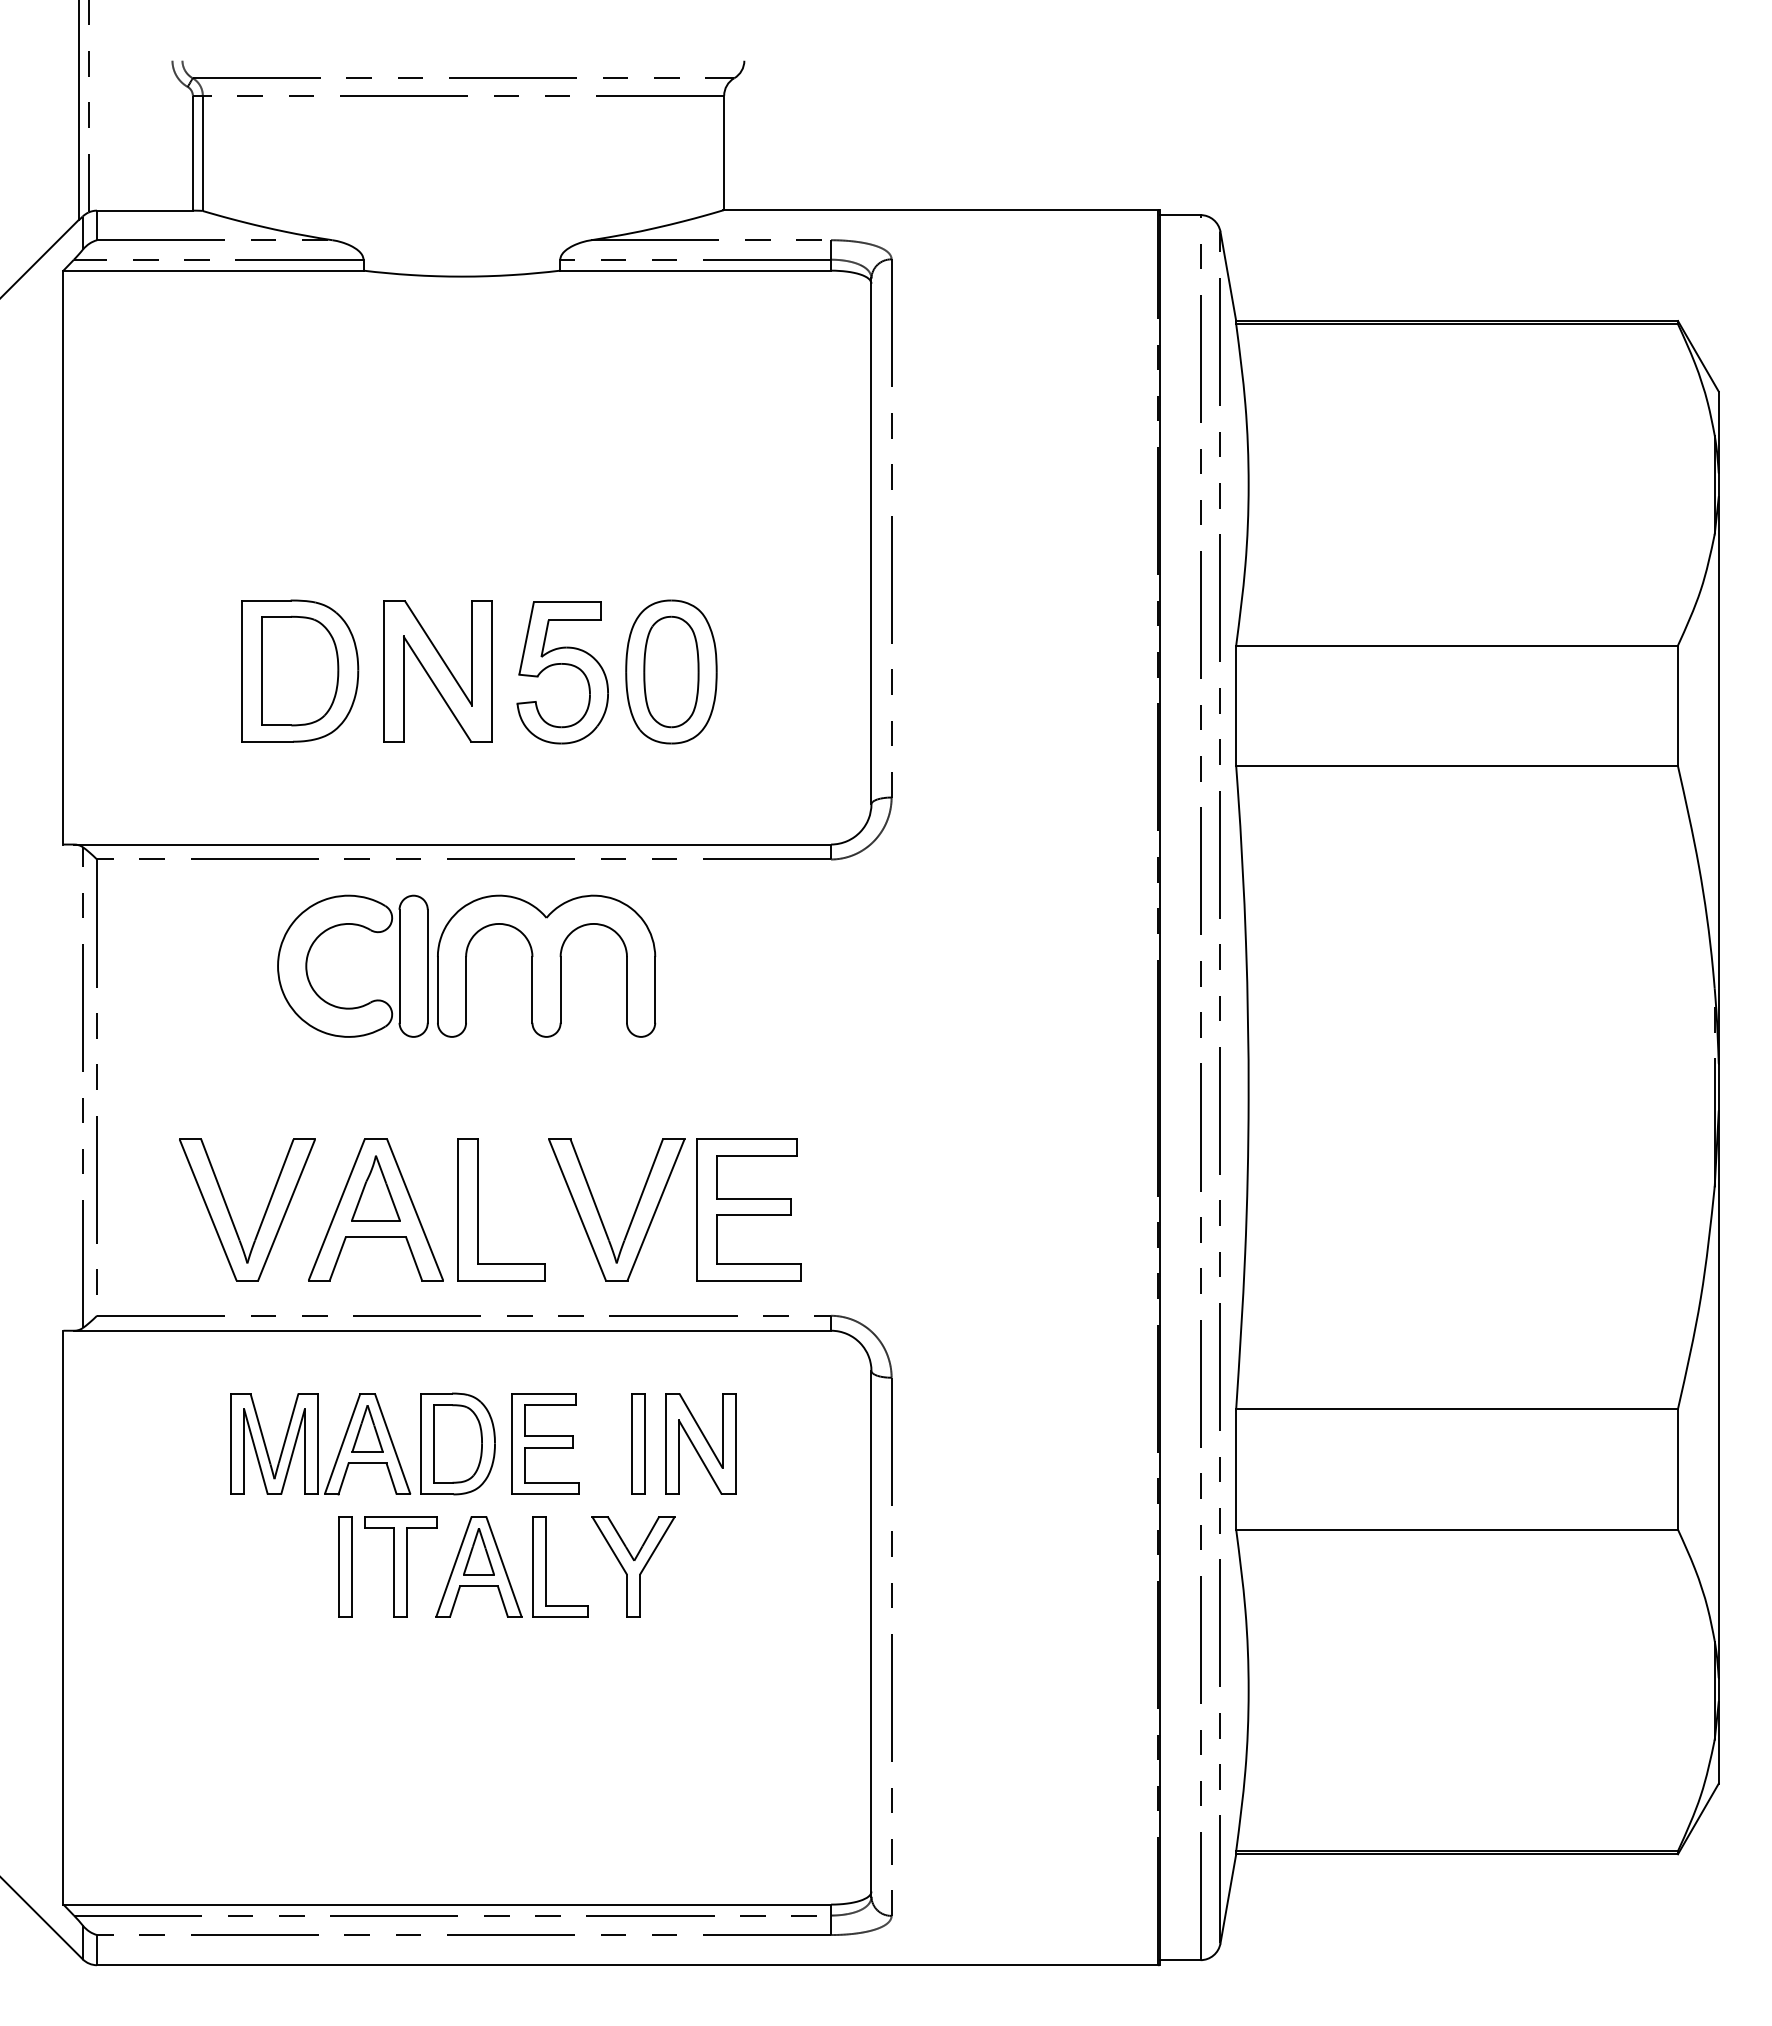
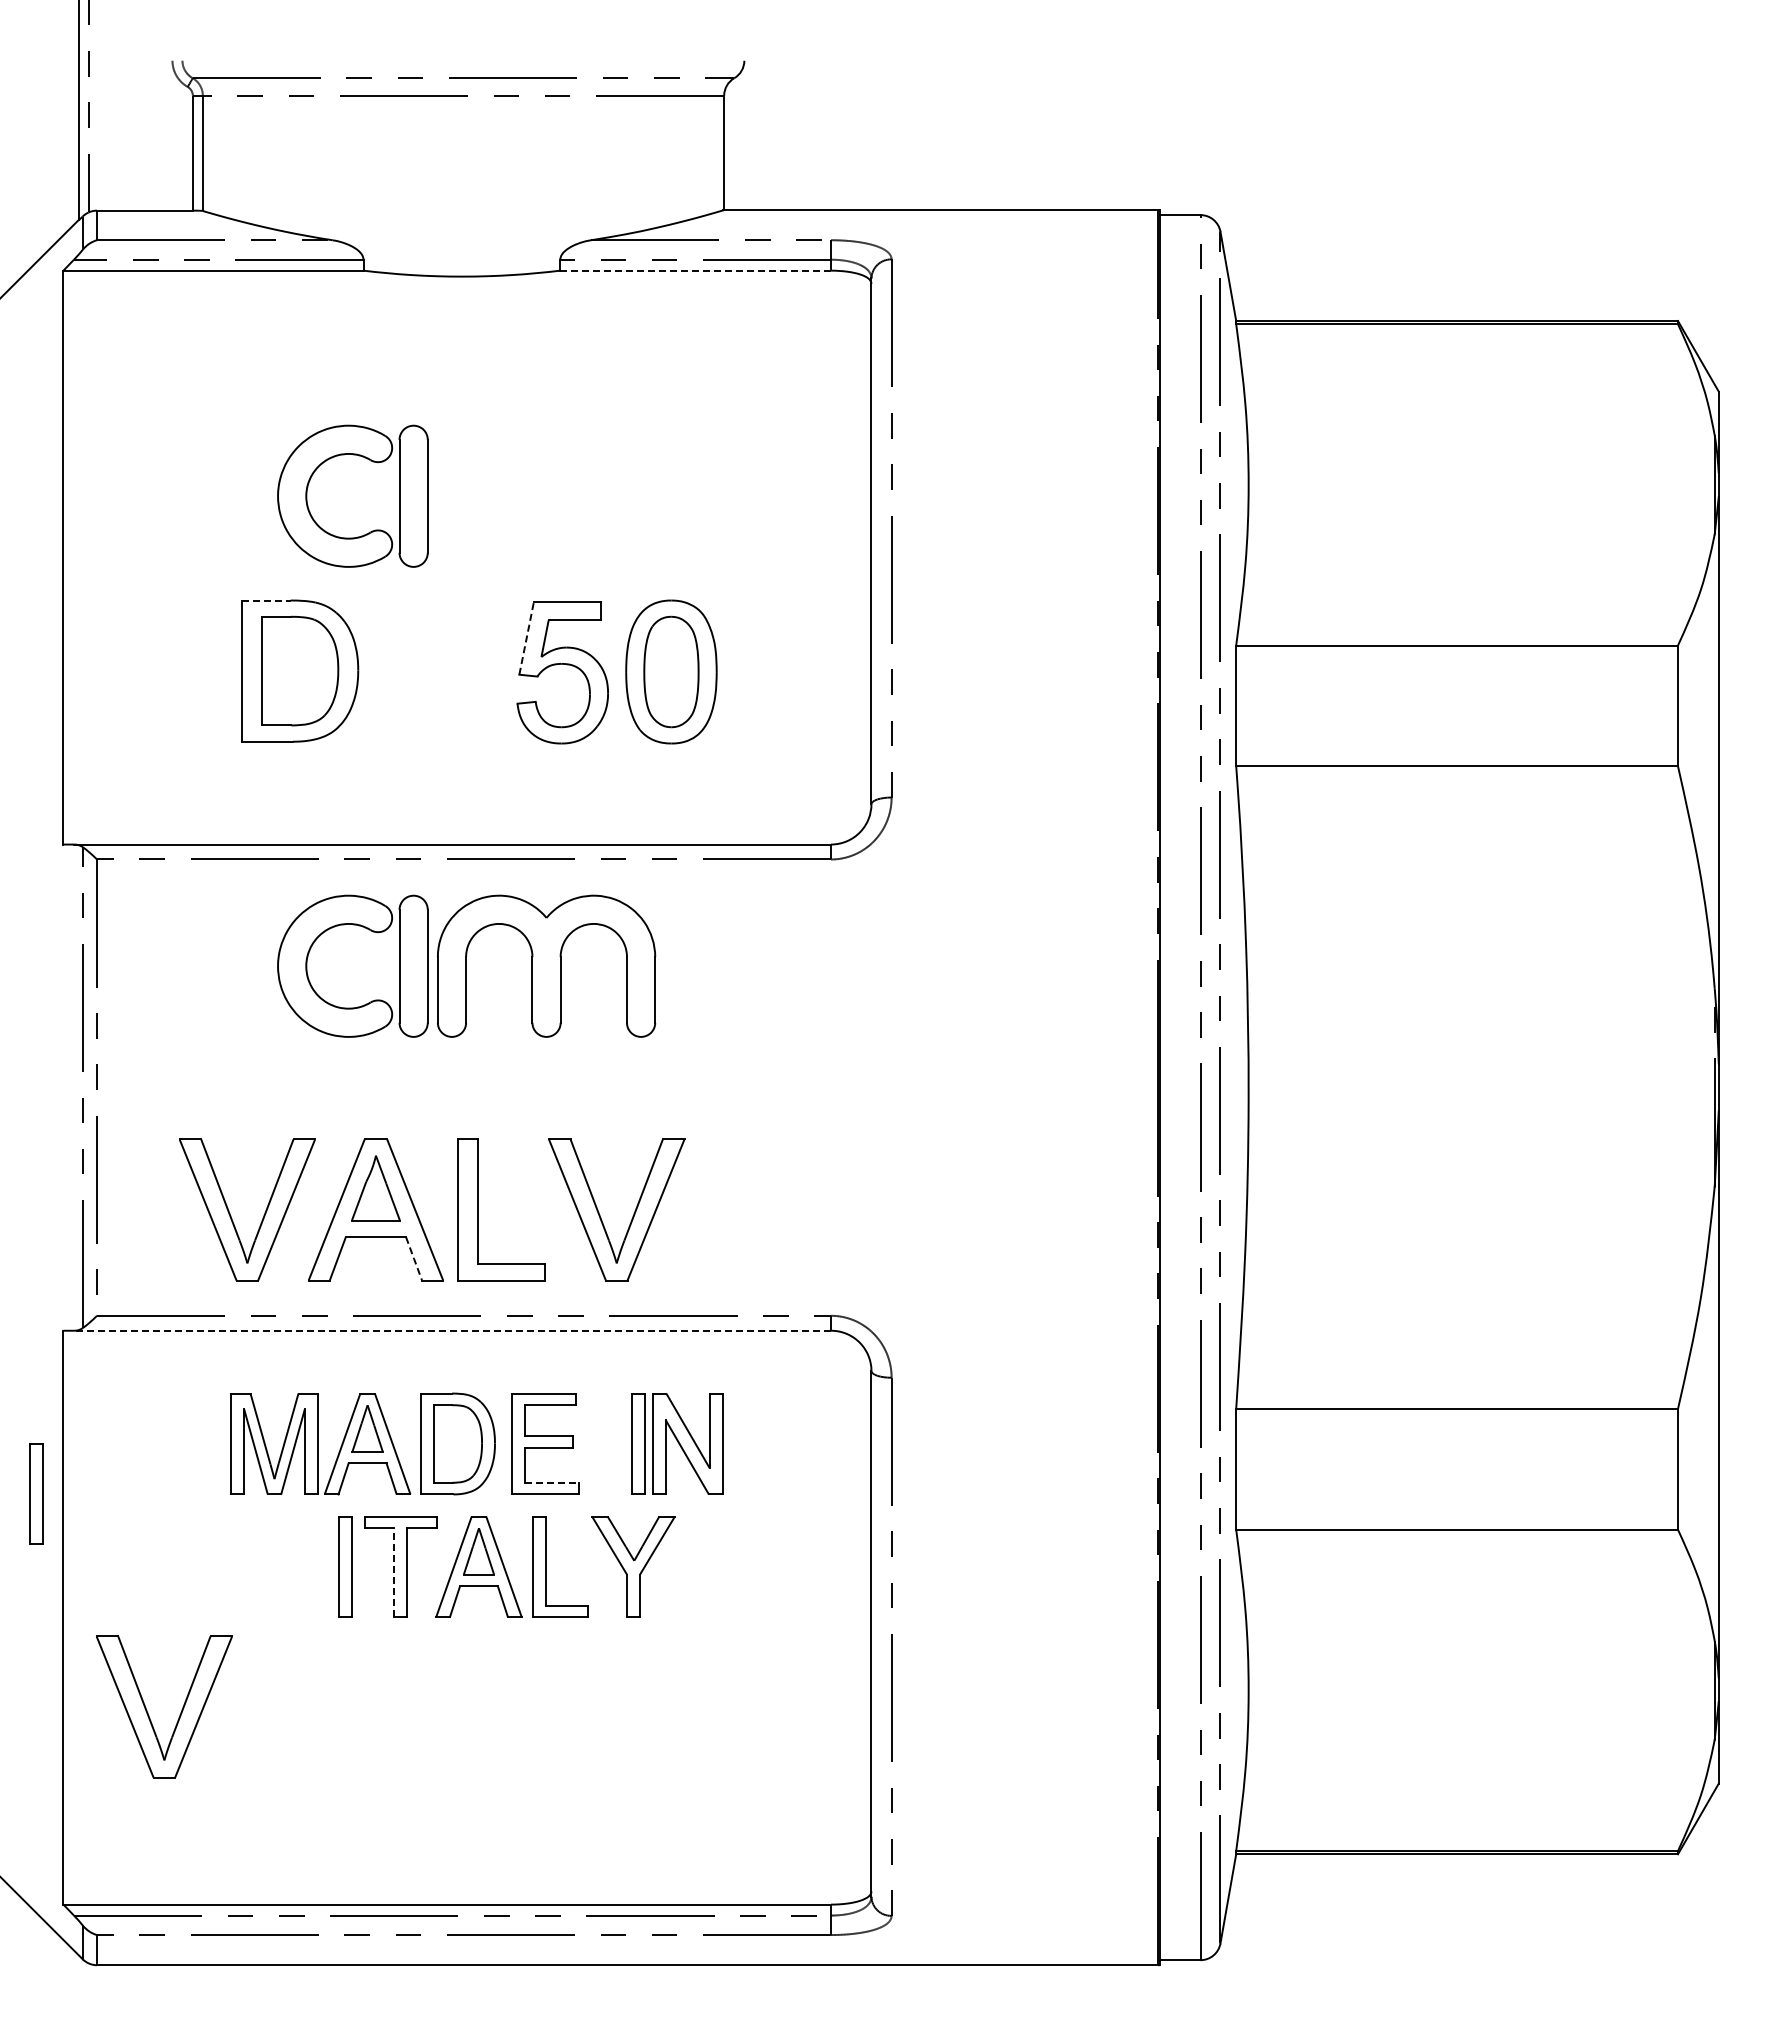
line: solid -> dashed (695, 270)
part: none -> present (370, 461)
line: solid -> dashed (267, 600)
line: solid -> dashed (526, 638)
part: present -> none (437, 671)
part: present -> none (748, 1209)
line: solid -> dashed (414, 1258)
line: solid -> dashed (452, 1330)
part position: (700, 1443) -> (687, 1443) (687, 1443)
line: solid -> dashed (552, 1482)
part: none -> present (36, 1493)
line: solid -> dashed (394, 1572)
part: none -> present (179, 1714)
